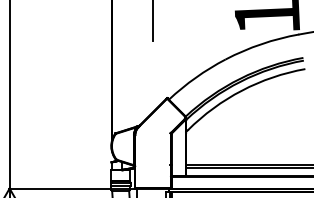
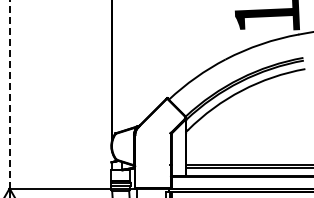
line: present -> none (153, 21)
line: solid -> dashed (9, 94)
